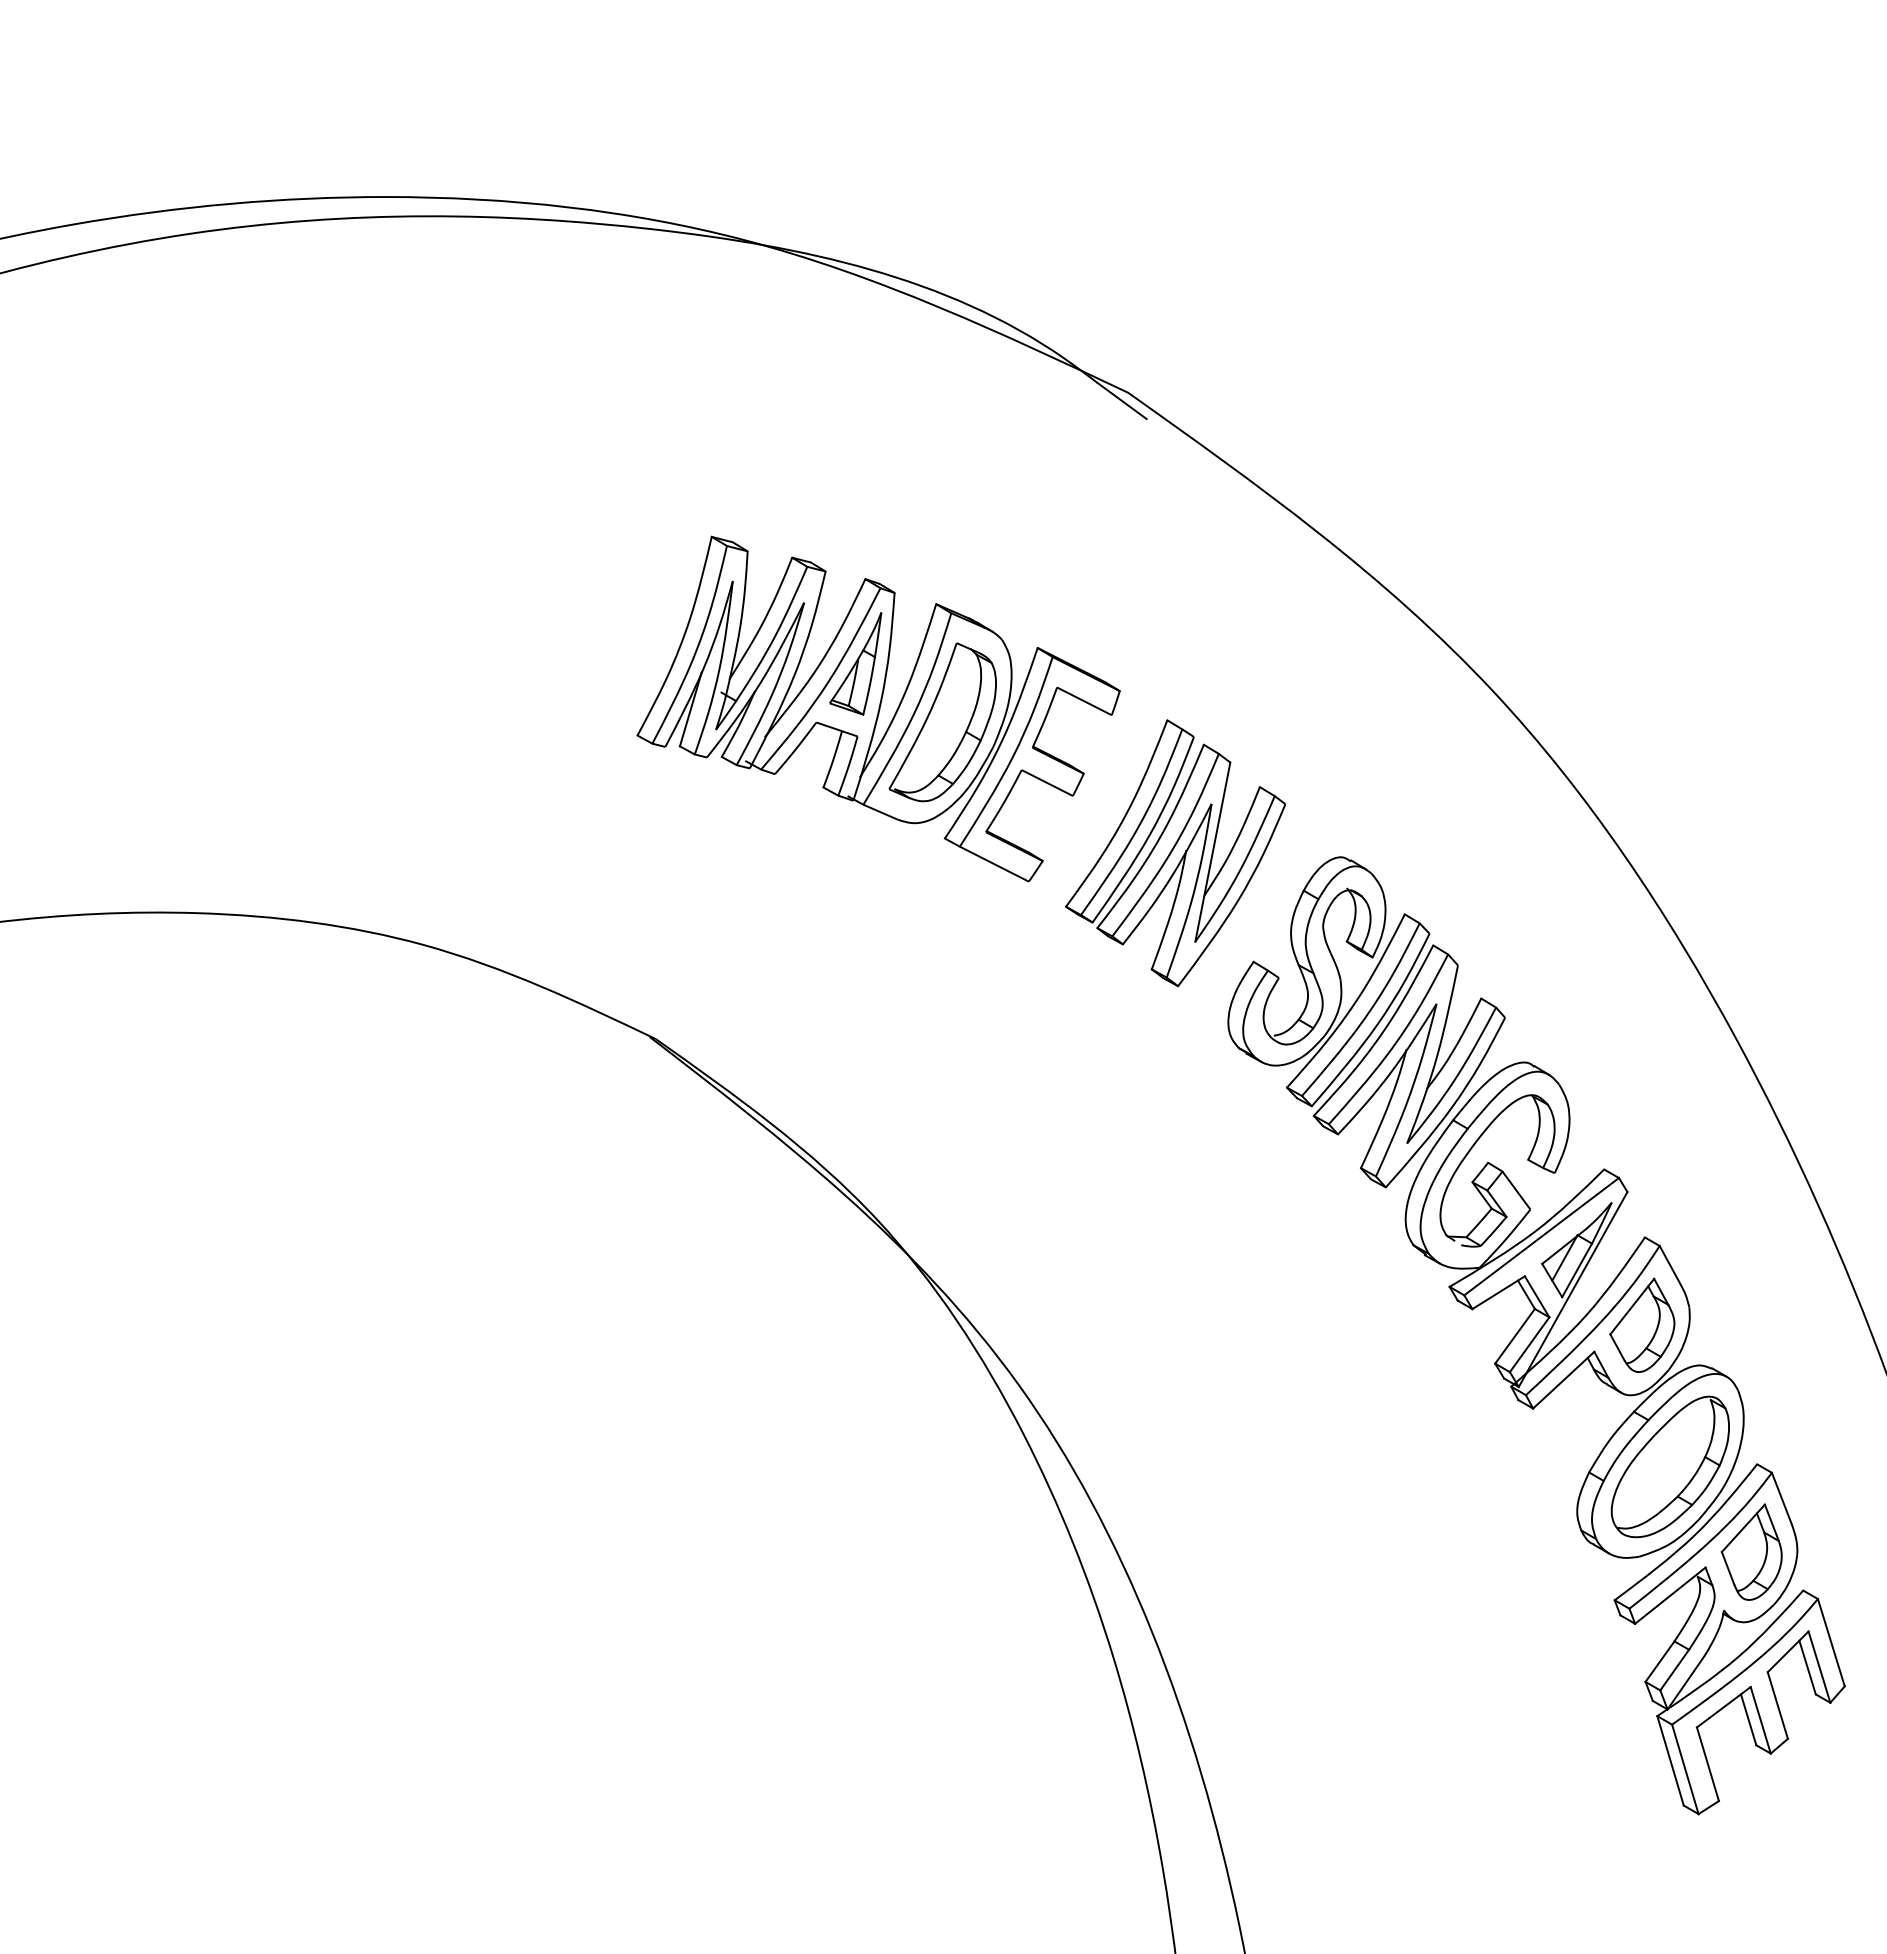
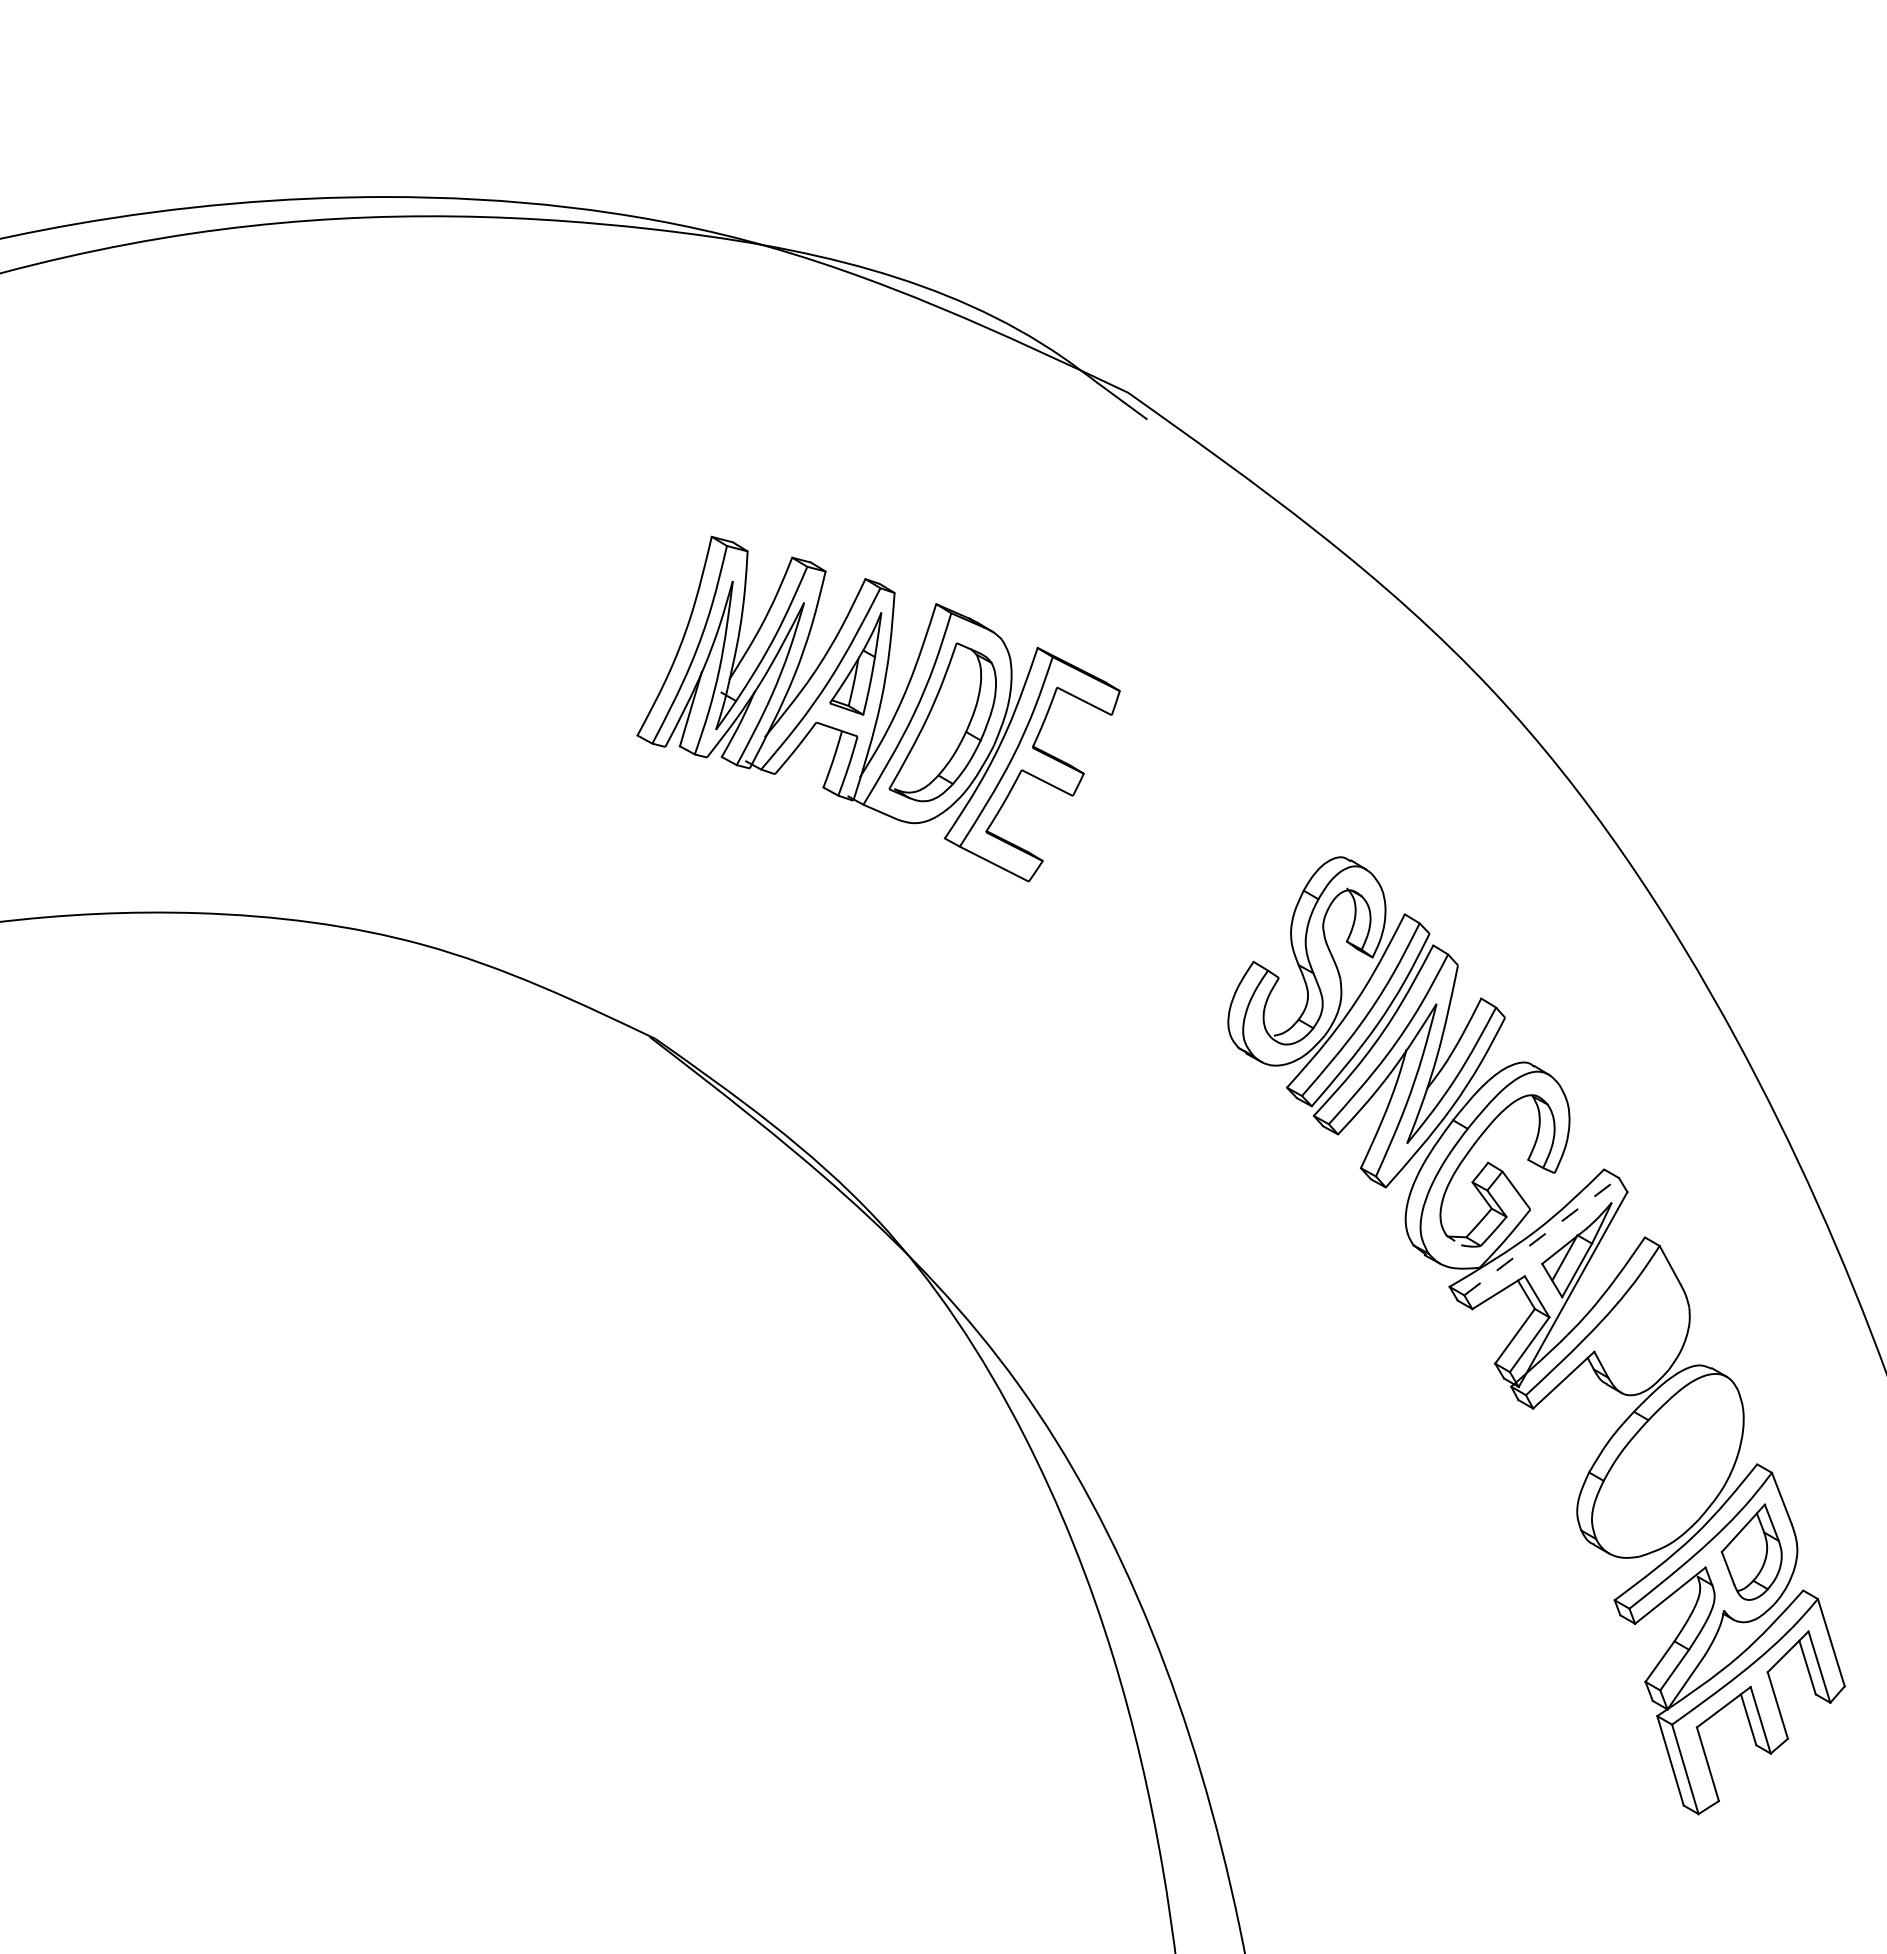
part: present -> none (1175, 853)
line: solid -> dashed (1542, 1236)
part: present -> none (1642, 1324)
part: present -> none (1669, 1466)
